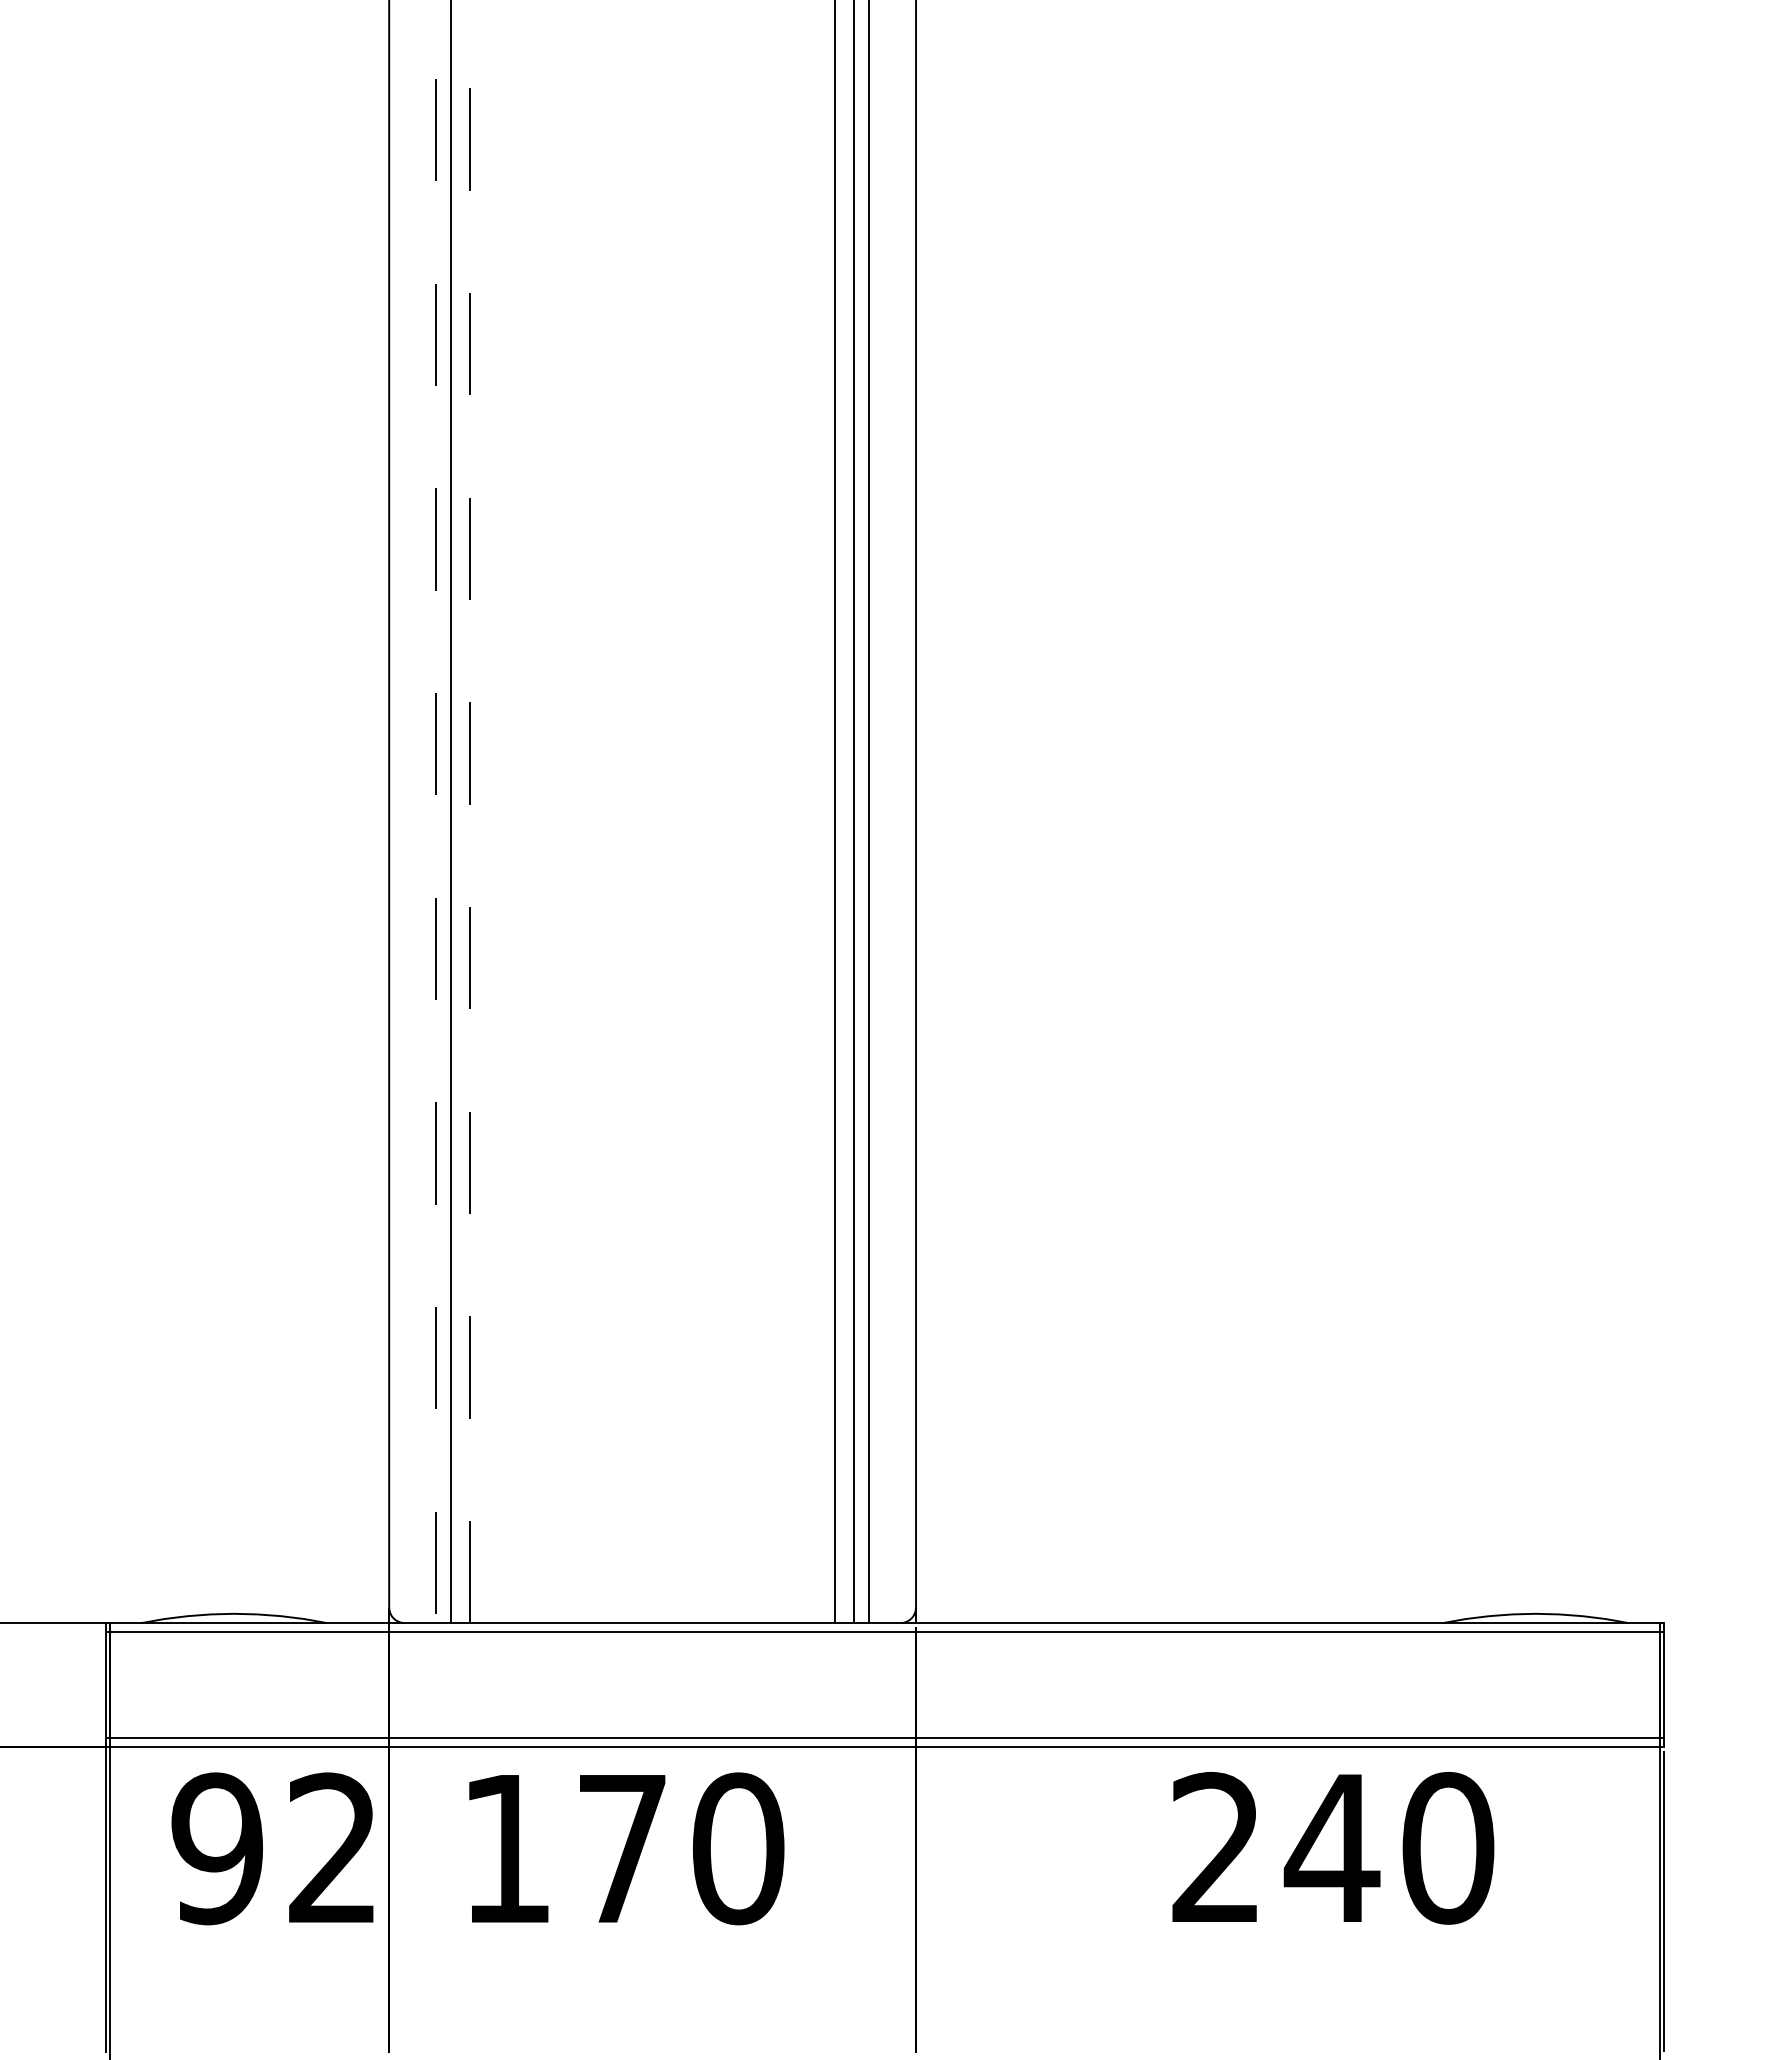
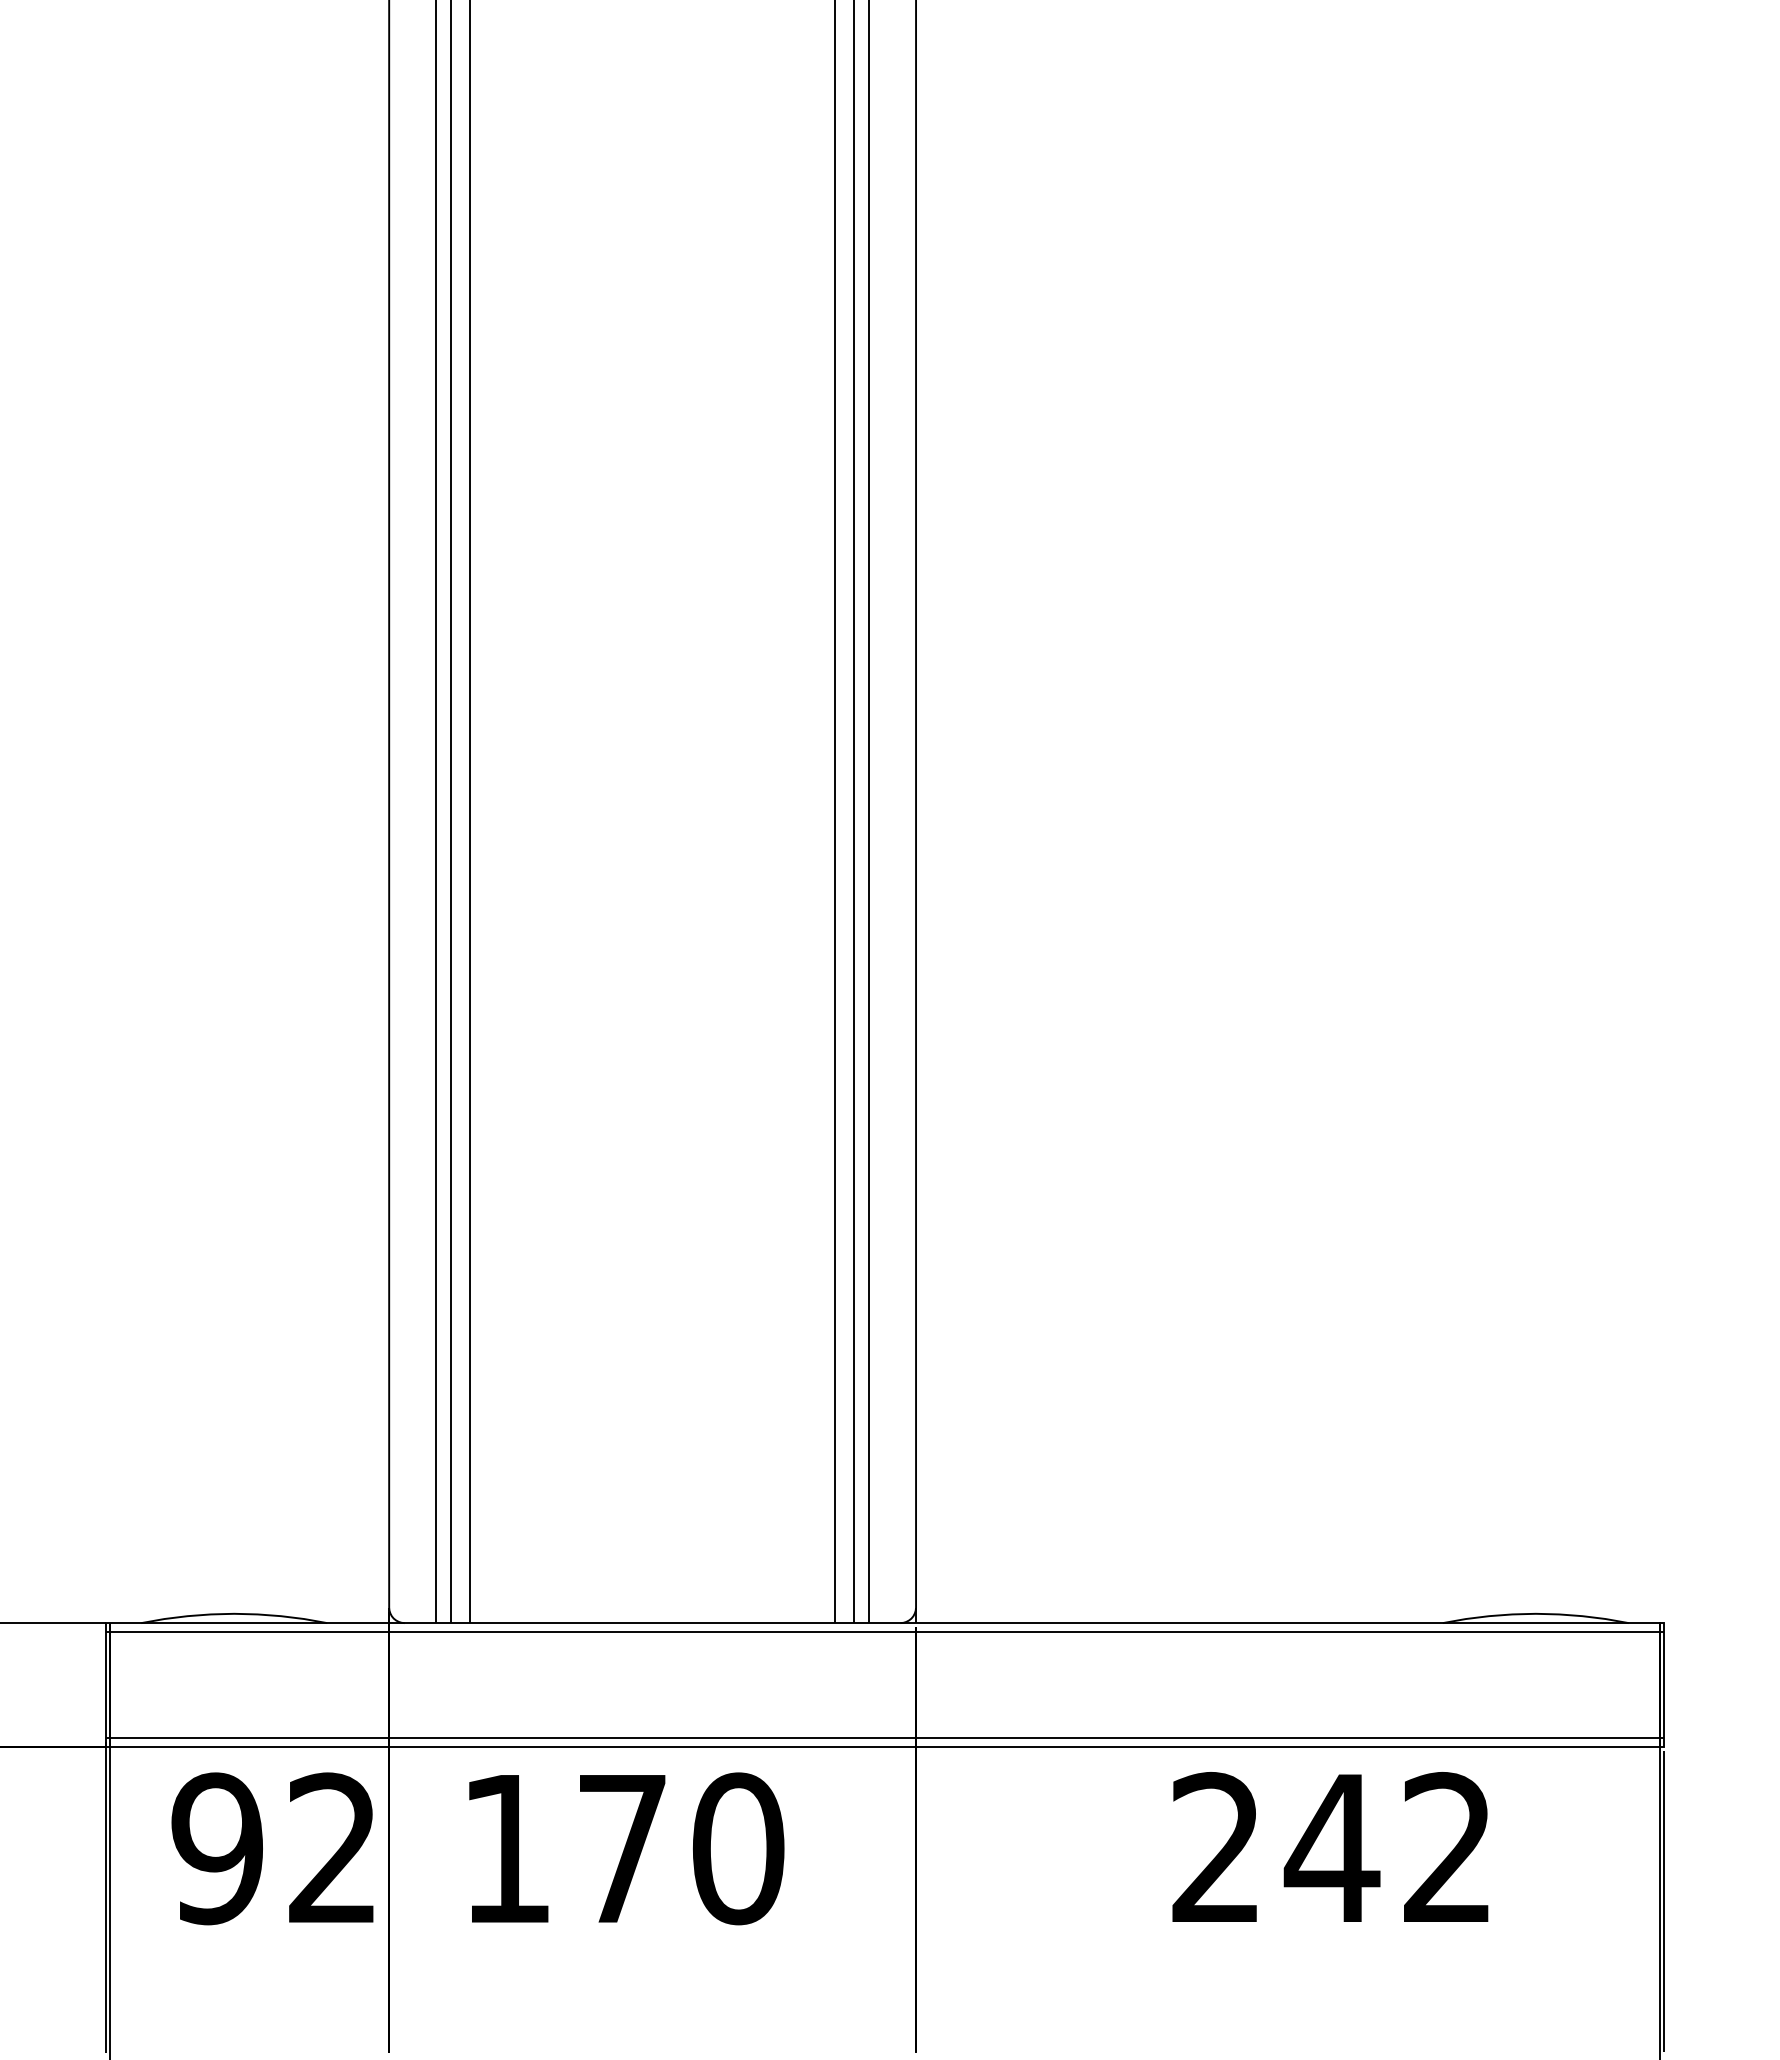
line: dashed -> solid (435, 812)
line: dashed -> solid (469, 812)
text: 240 -> 242 (1448, 1847)
